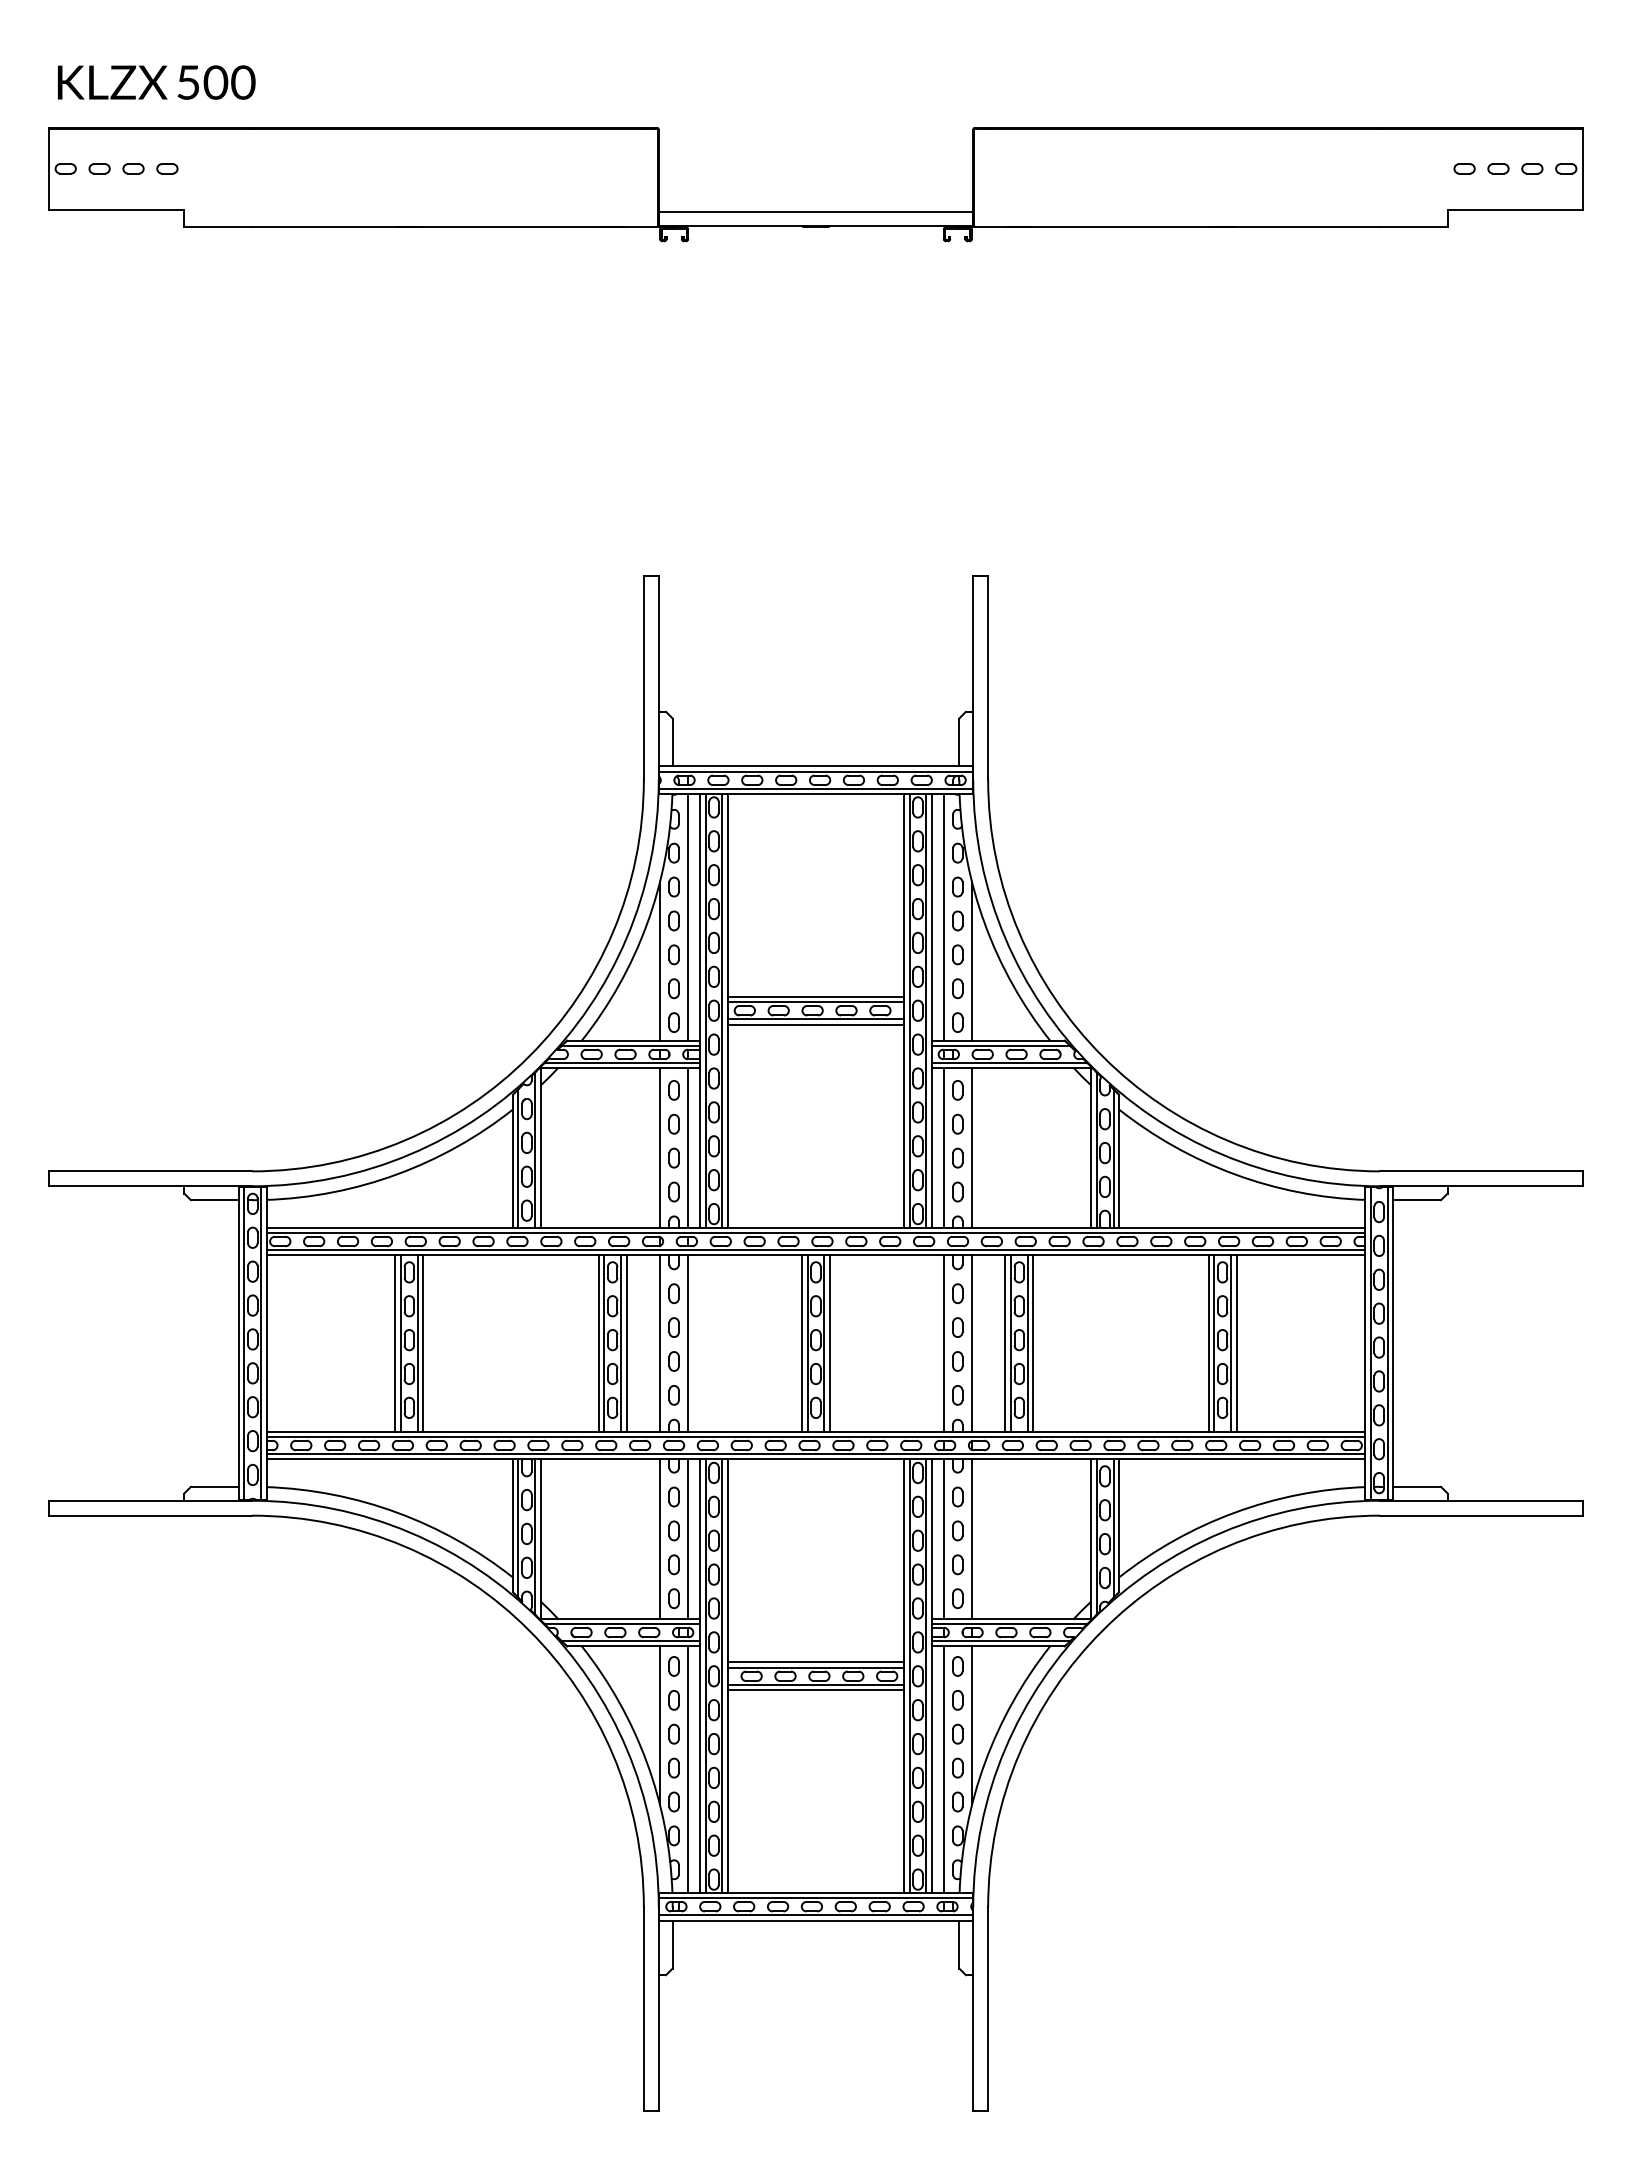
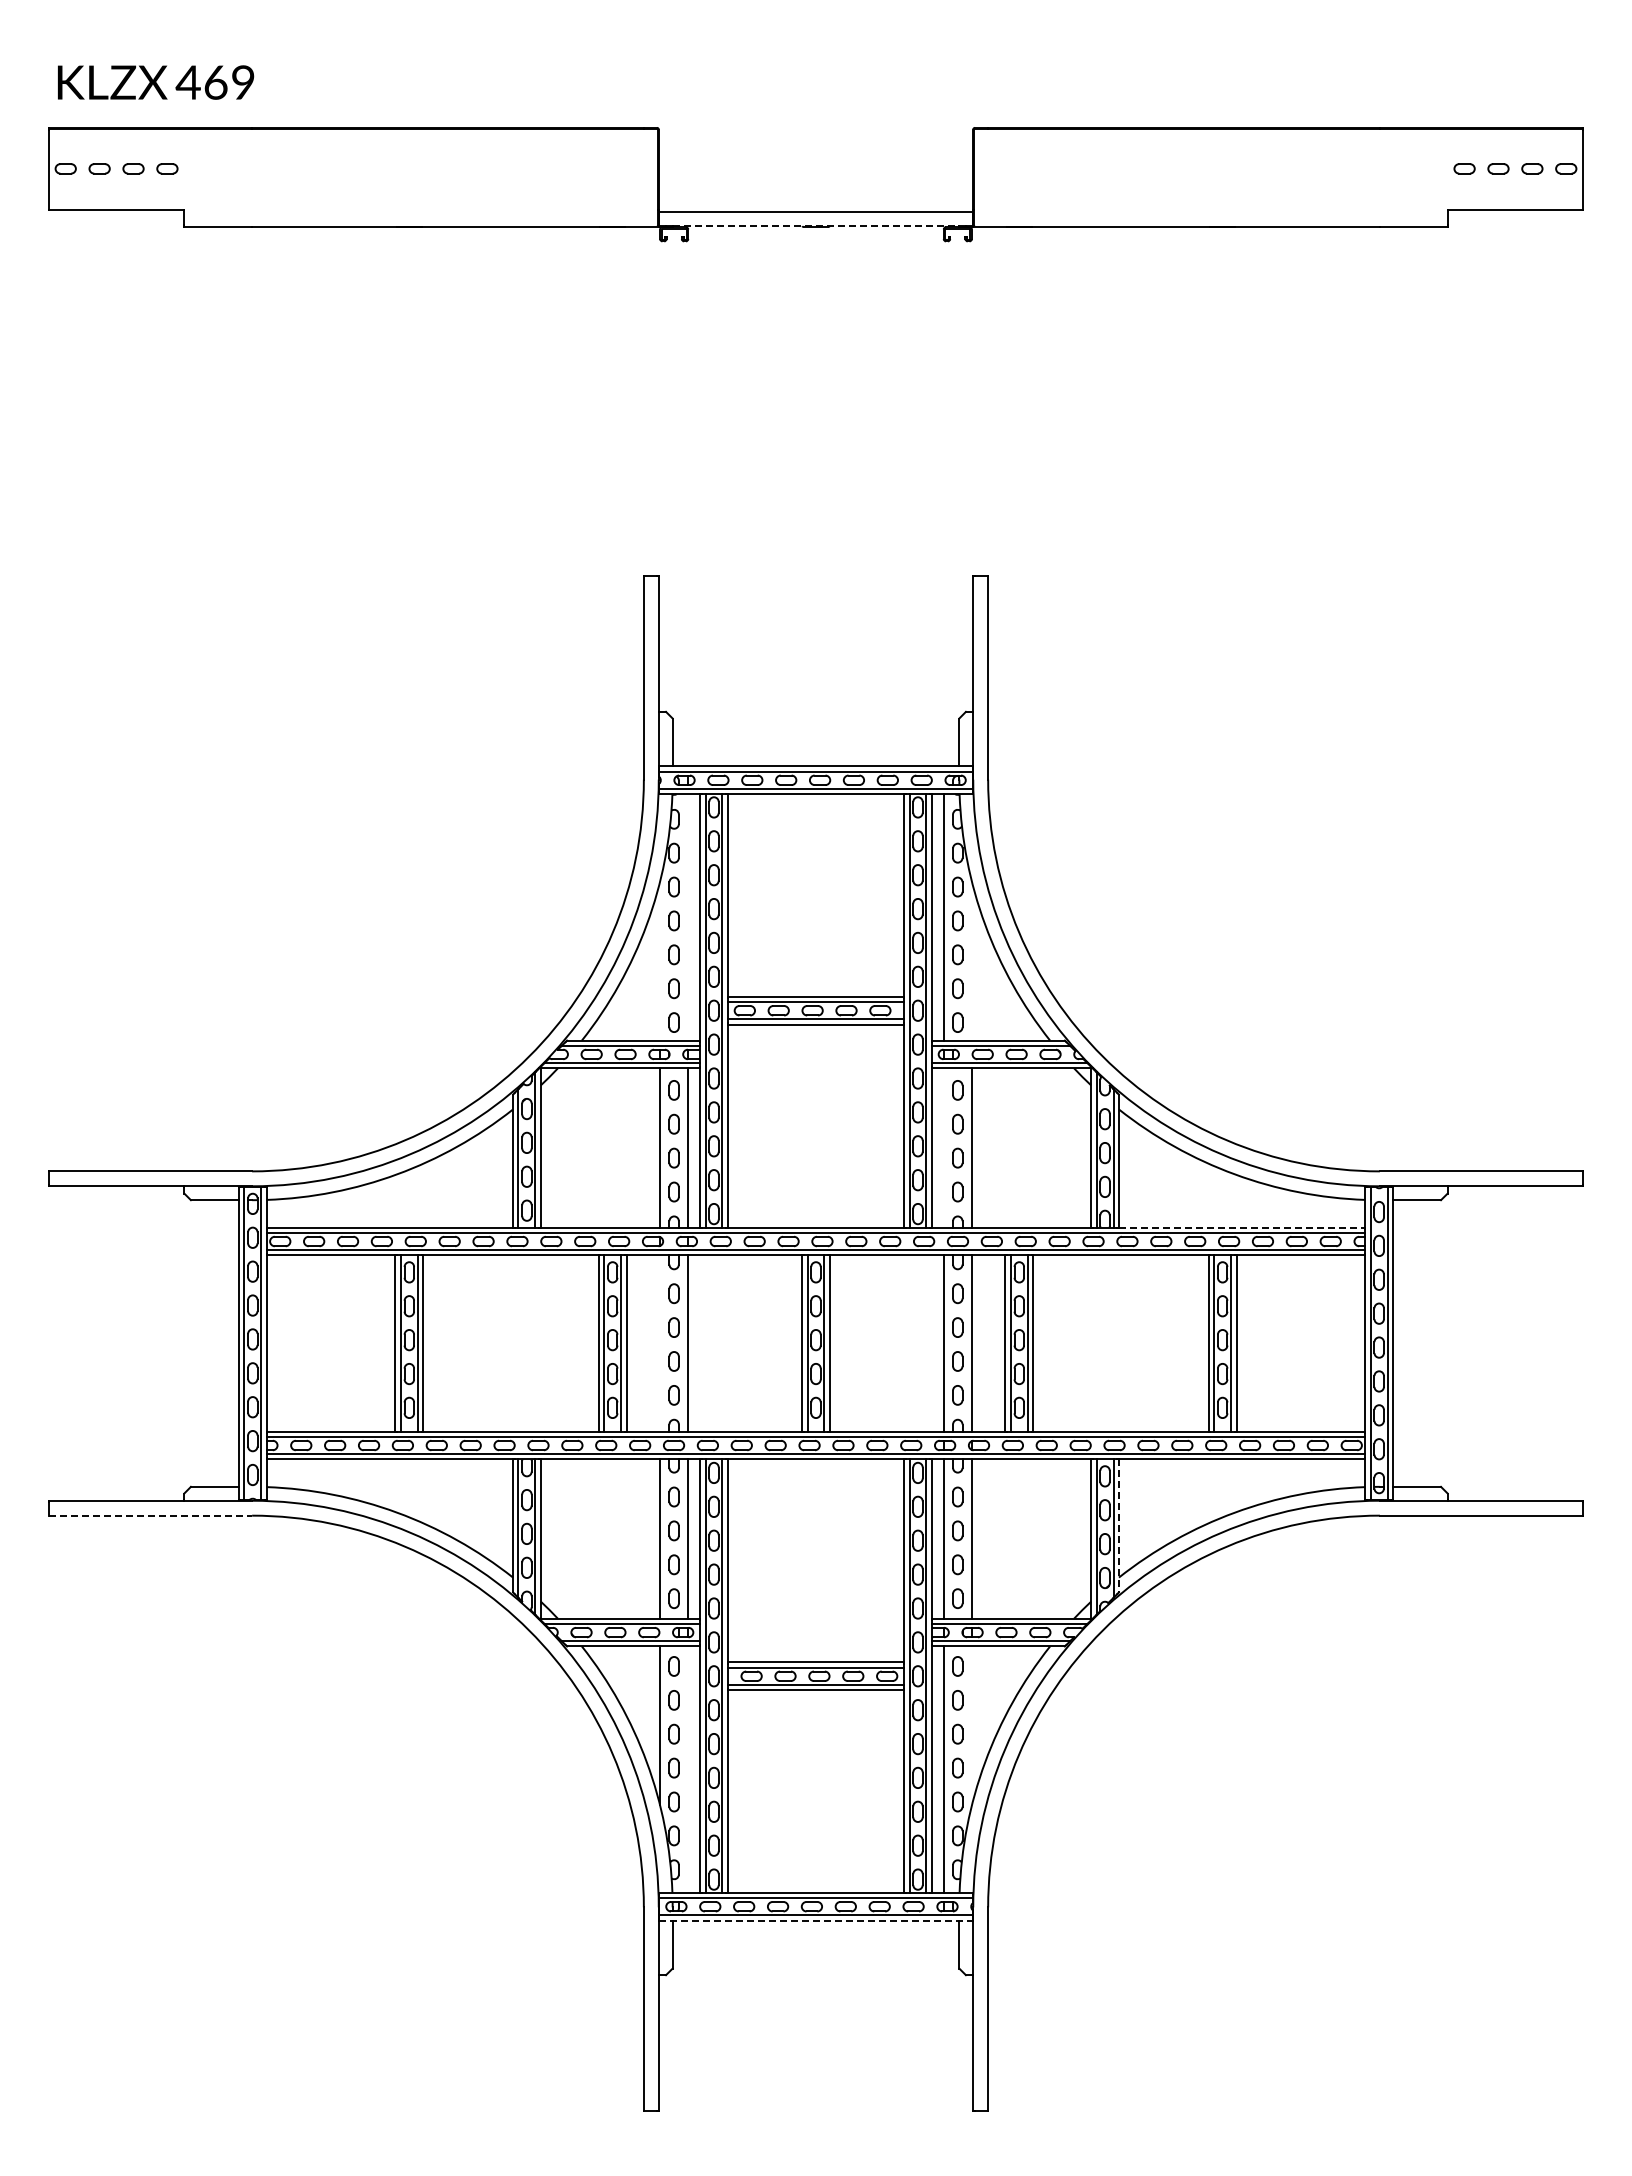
text: 500 -> 469 (215, 82)
line: solid -> dashed (816, 226)
line: present -> none (688, 917)
line: present -> none (660, 960)
line: present -> none (971, 960)
line: present -> none (943, 1147)
line: solid -> dashed (1242, 1227)
line: present -> none (660, 1343)
line: solid -> dashed (150, 1515)
line: solid -> dashed (1118, 1525)
line: present -> none (971, 1725)
line: present -> none (688, 1769)
line: solid -> dashed (816, 1920)
